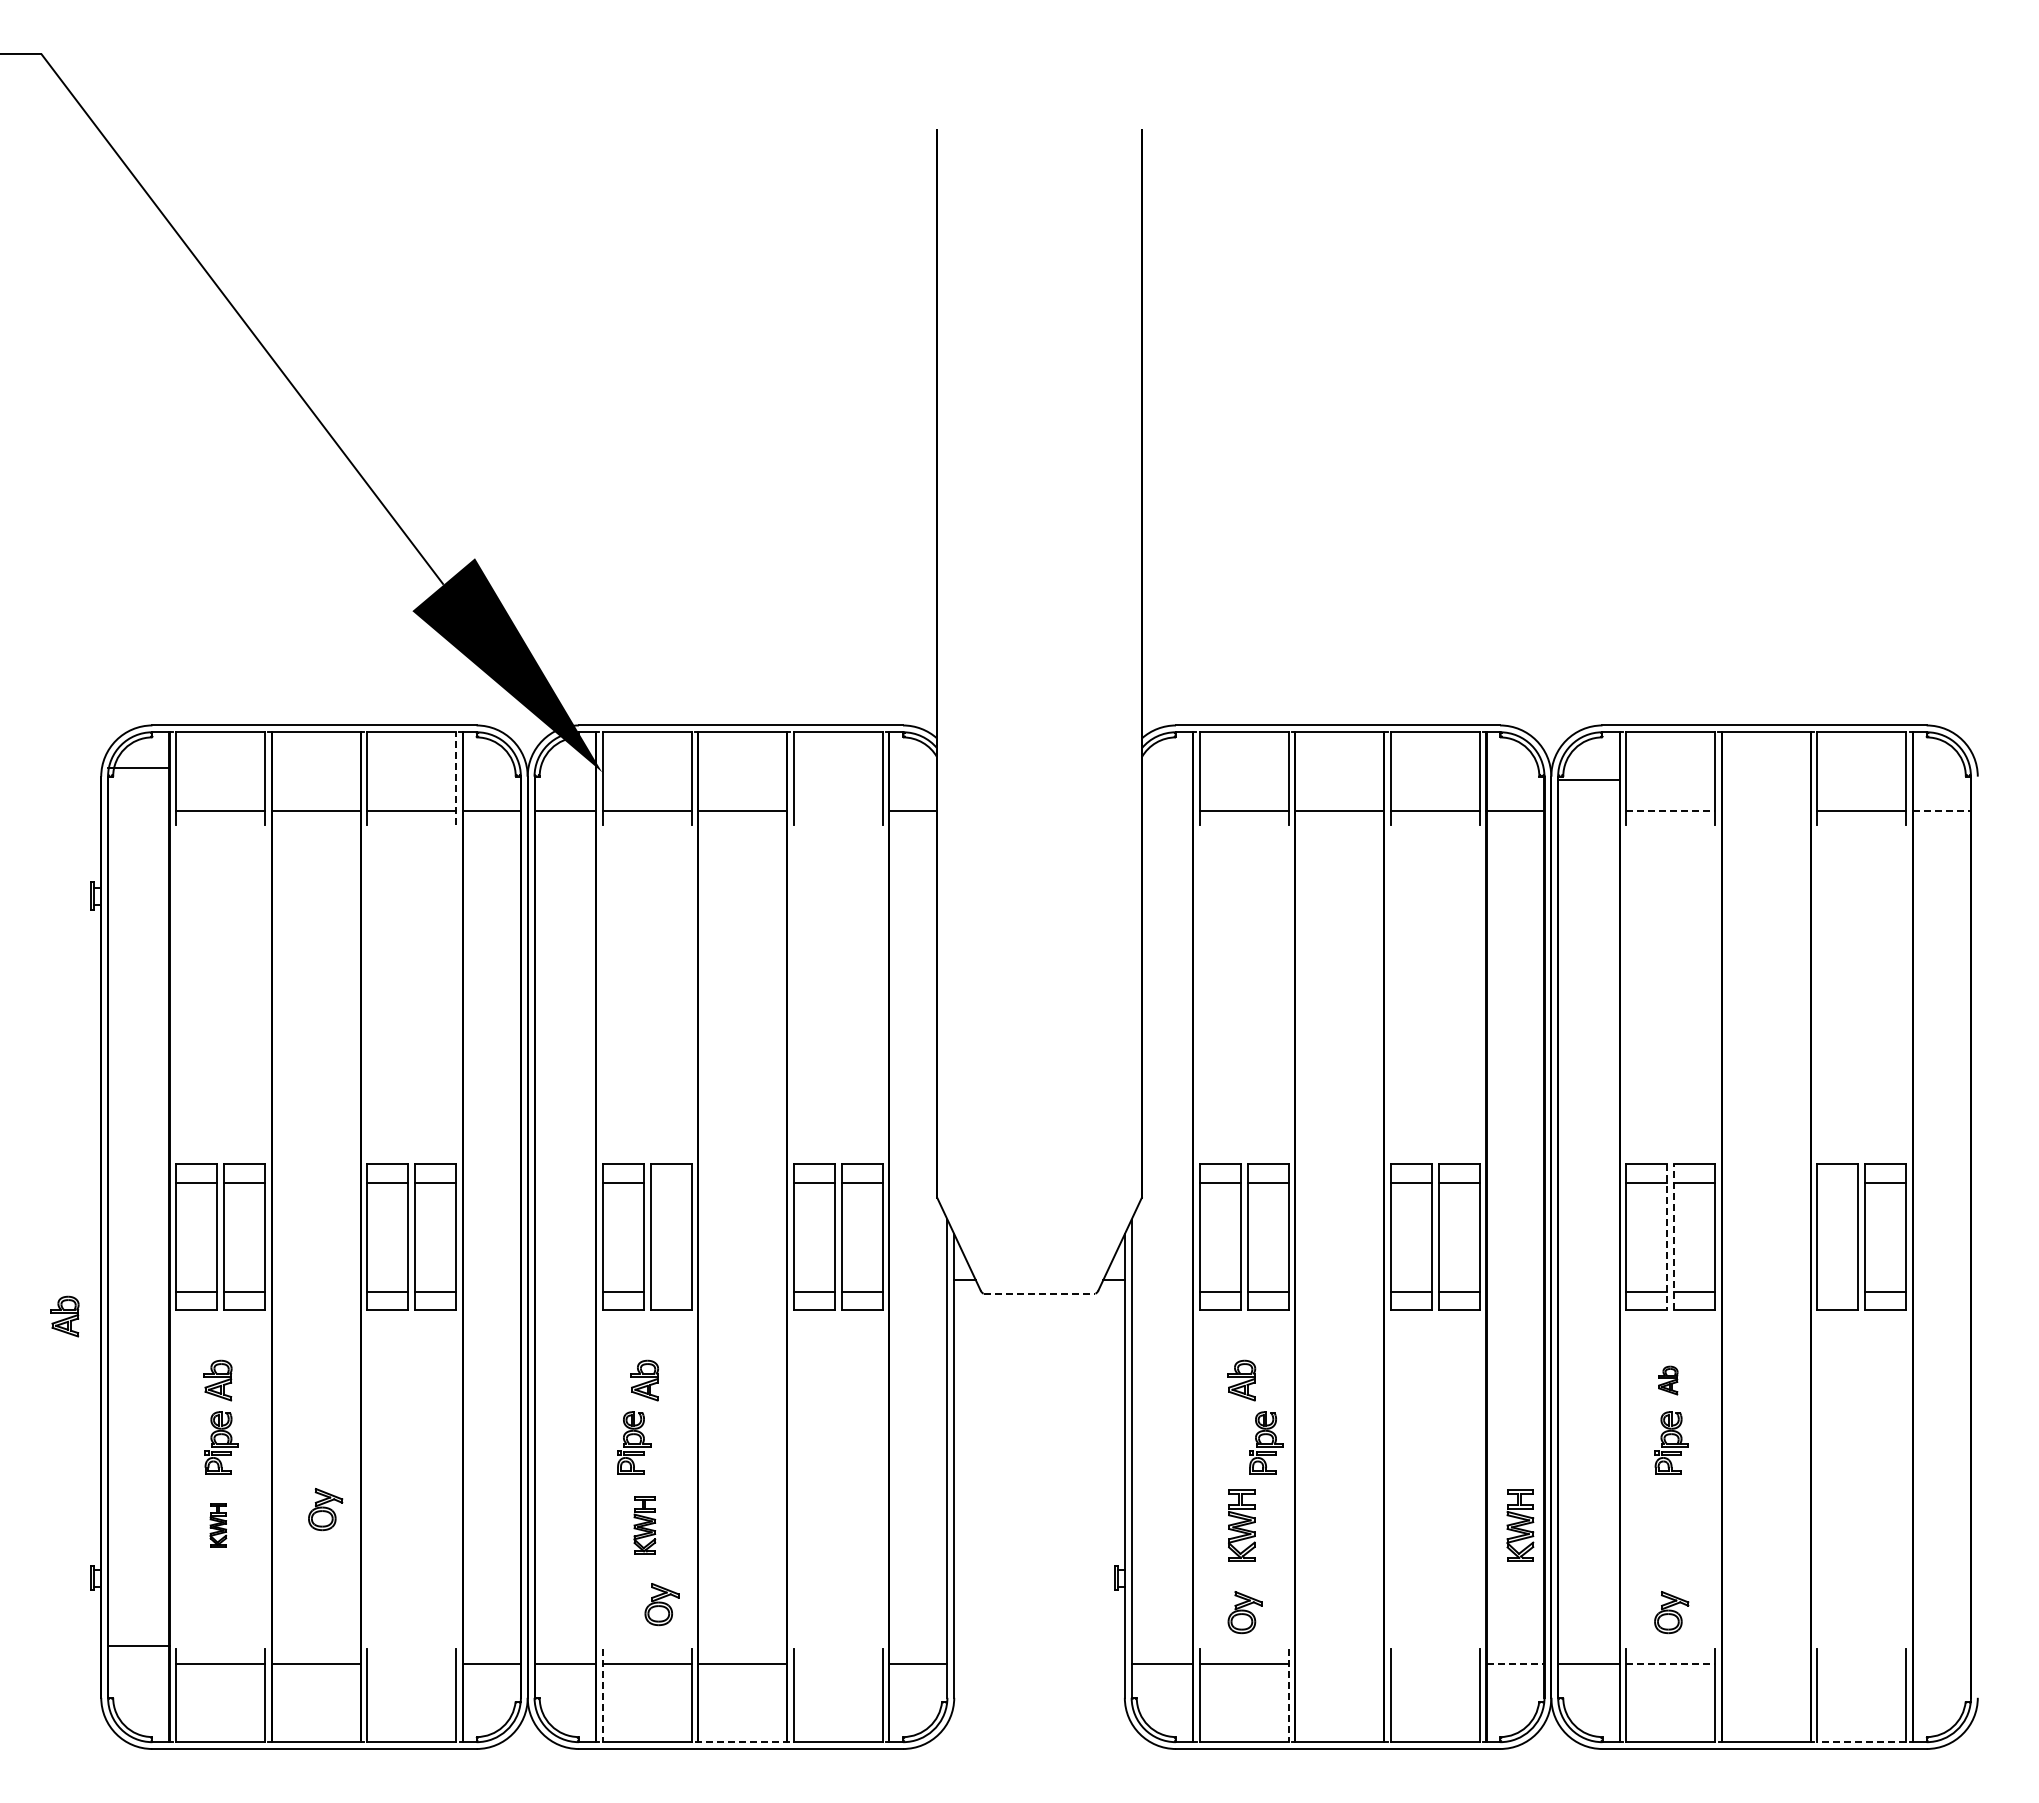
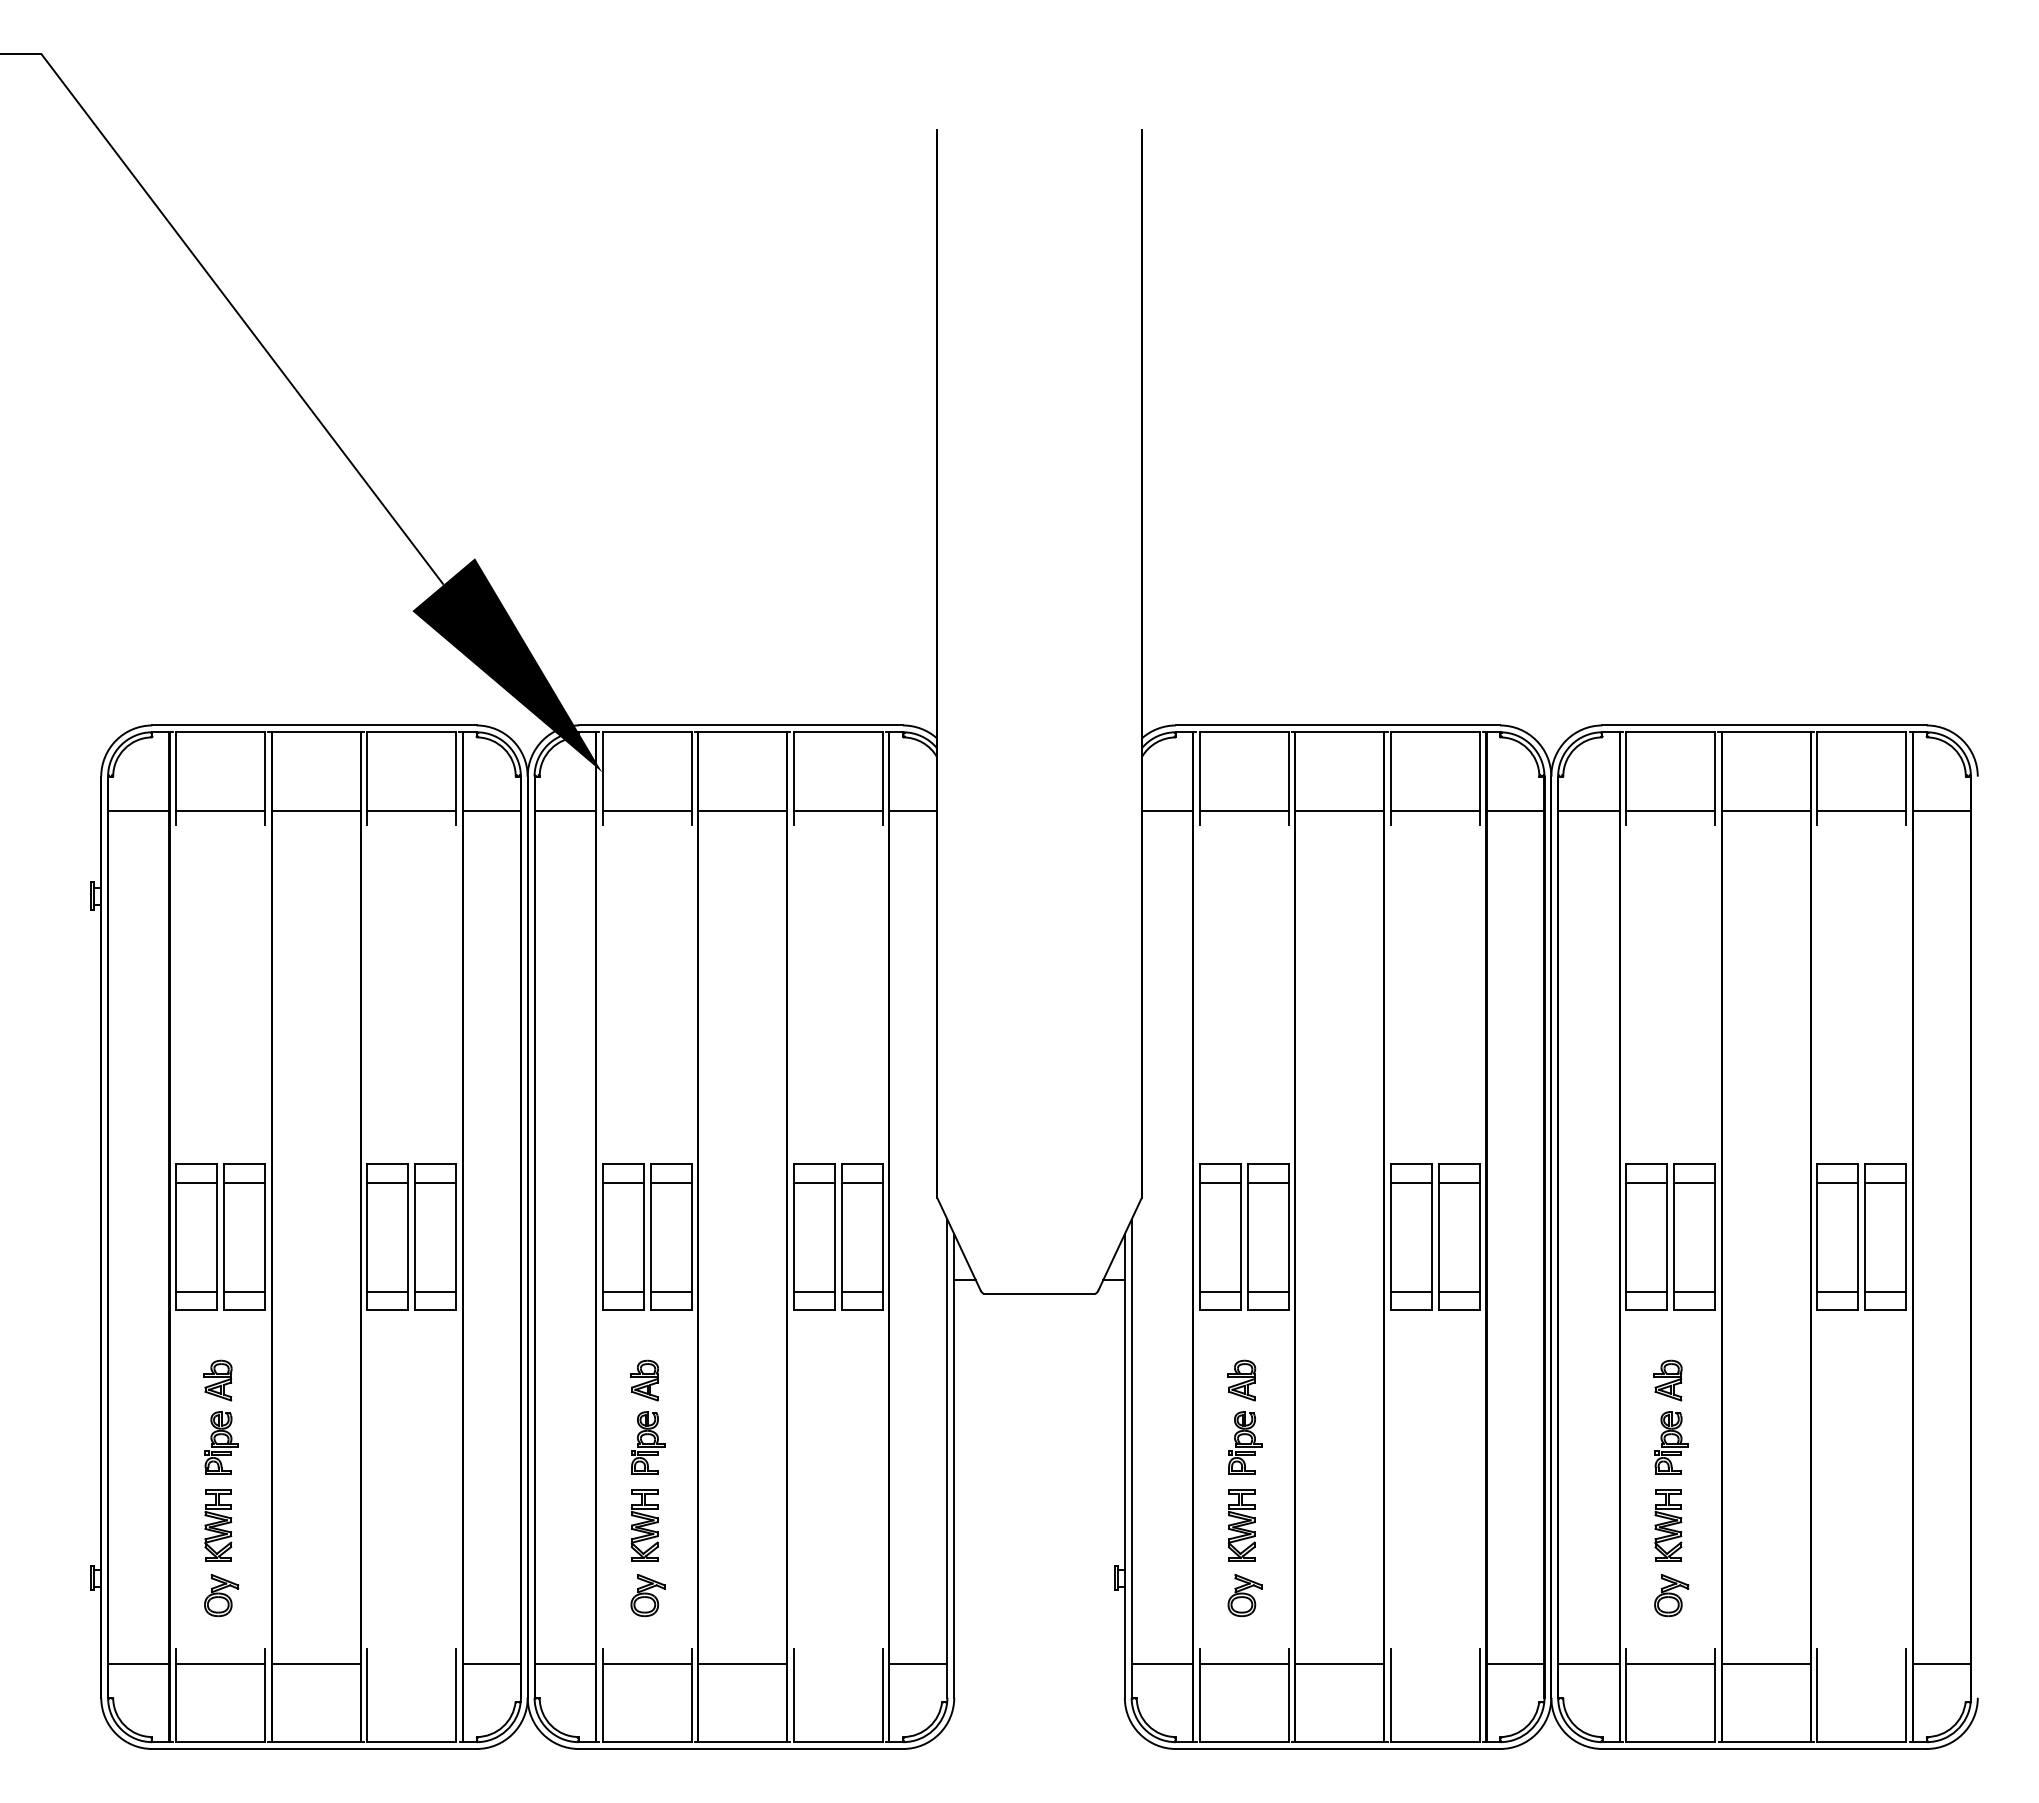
line position: (138, 767) -> (138, 810) (138, 810)
line: dashed -> solid (456, 778)
line position: (1588, 779) -> (1588, 810) (1588, 810)
line: none -> present (837, 810)
line: none -> present (1167, 810)
line: dashed -> solid (1671, 810)
line: none -> present (1765, 810)
line: dashed -> solid (1942, 810)
line: none -> present (670, 1182)
line: none -> present (1837, 1182)
line: dashed -> solid (1674, 1236)
line: dashed -> solid (1667, 1237)
line: none -> present (670, 1291)
line: none -> present (1837, 1291)
line: dashed -> solid (1039, 1293)
part: present -> none (64, 1316)
part size: 21x31 px -> 30x43 px (1667, 1380)
part position: (634, 1442) -> (648, 1442) (648, 1442)
part position: (1266, 1442) -> (1245, 1442) (1245, 1442)
part position: (325, 1509) -> (221, 1595) (221, 1595)
part size: 19x45 px -> 29x73 px (218, 1525)
part size: 24x59 px -> 28x73 px (644, 1525)
part position: (1520, 1525) -> (1668, 1525) (1668, 1525)
part position: (661, 1604) -> (647, 1595) (647, 1595)
part position: (1244, 1612) -> (1244, 1595) (1244, 1595)
part position: (1671, 1612) -> (1671, 1595) (1671, 1595)
line position: (138, 1645) -> (138, 1663) (138, 1663)
line: none -> present (1339, 1663)
line: dashed -> solid (1516, 1663)
line: dashed -> solid (1671, 1663)
line: none -> present (1765, 1663)
line: none -> present (1942, 1663)
line: dashed -> solid (602, 1695)
line: dashed -> solid (1288, 1695)
line: dashed -> solid (742, 1742)
line: dashed -> solid (1861, 1742)
